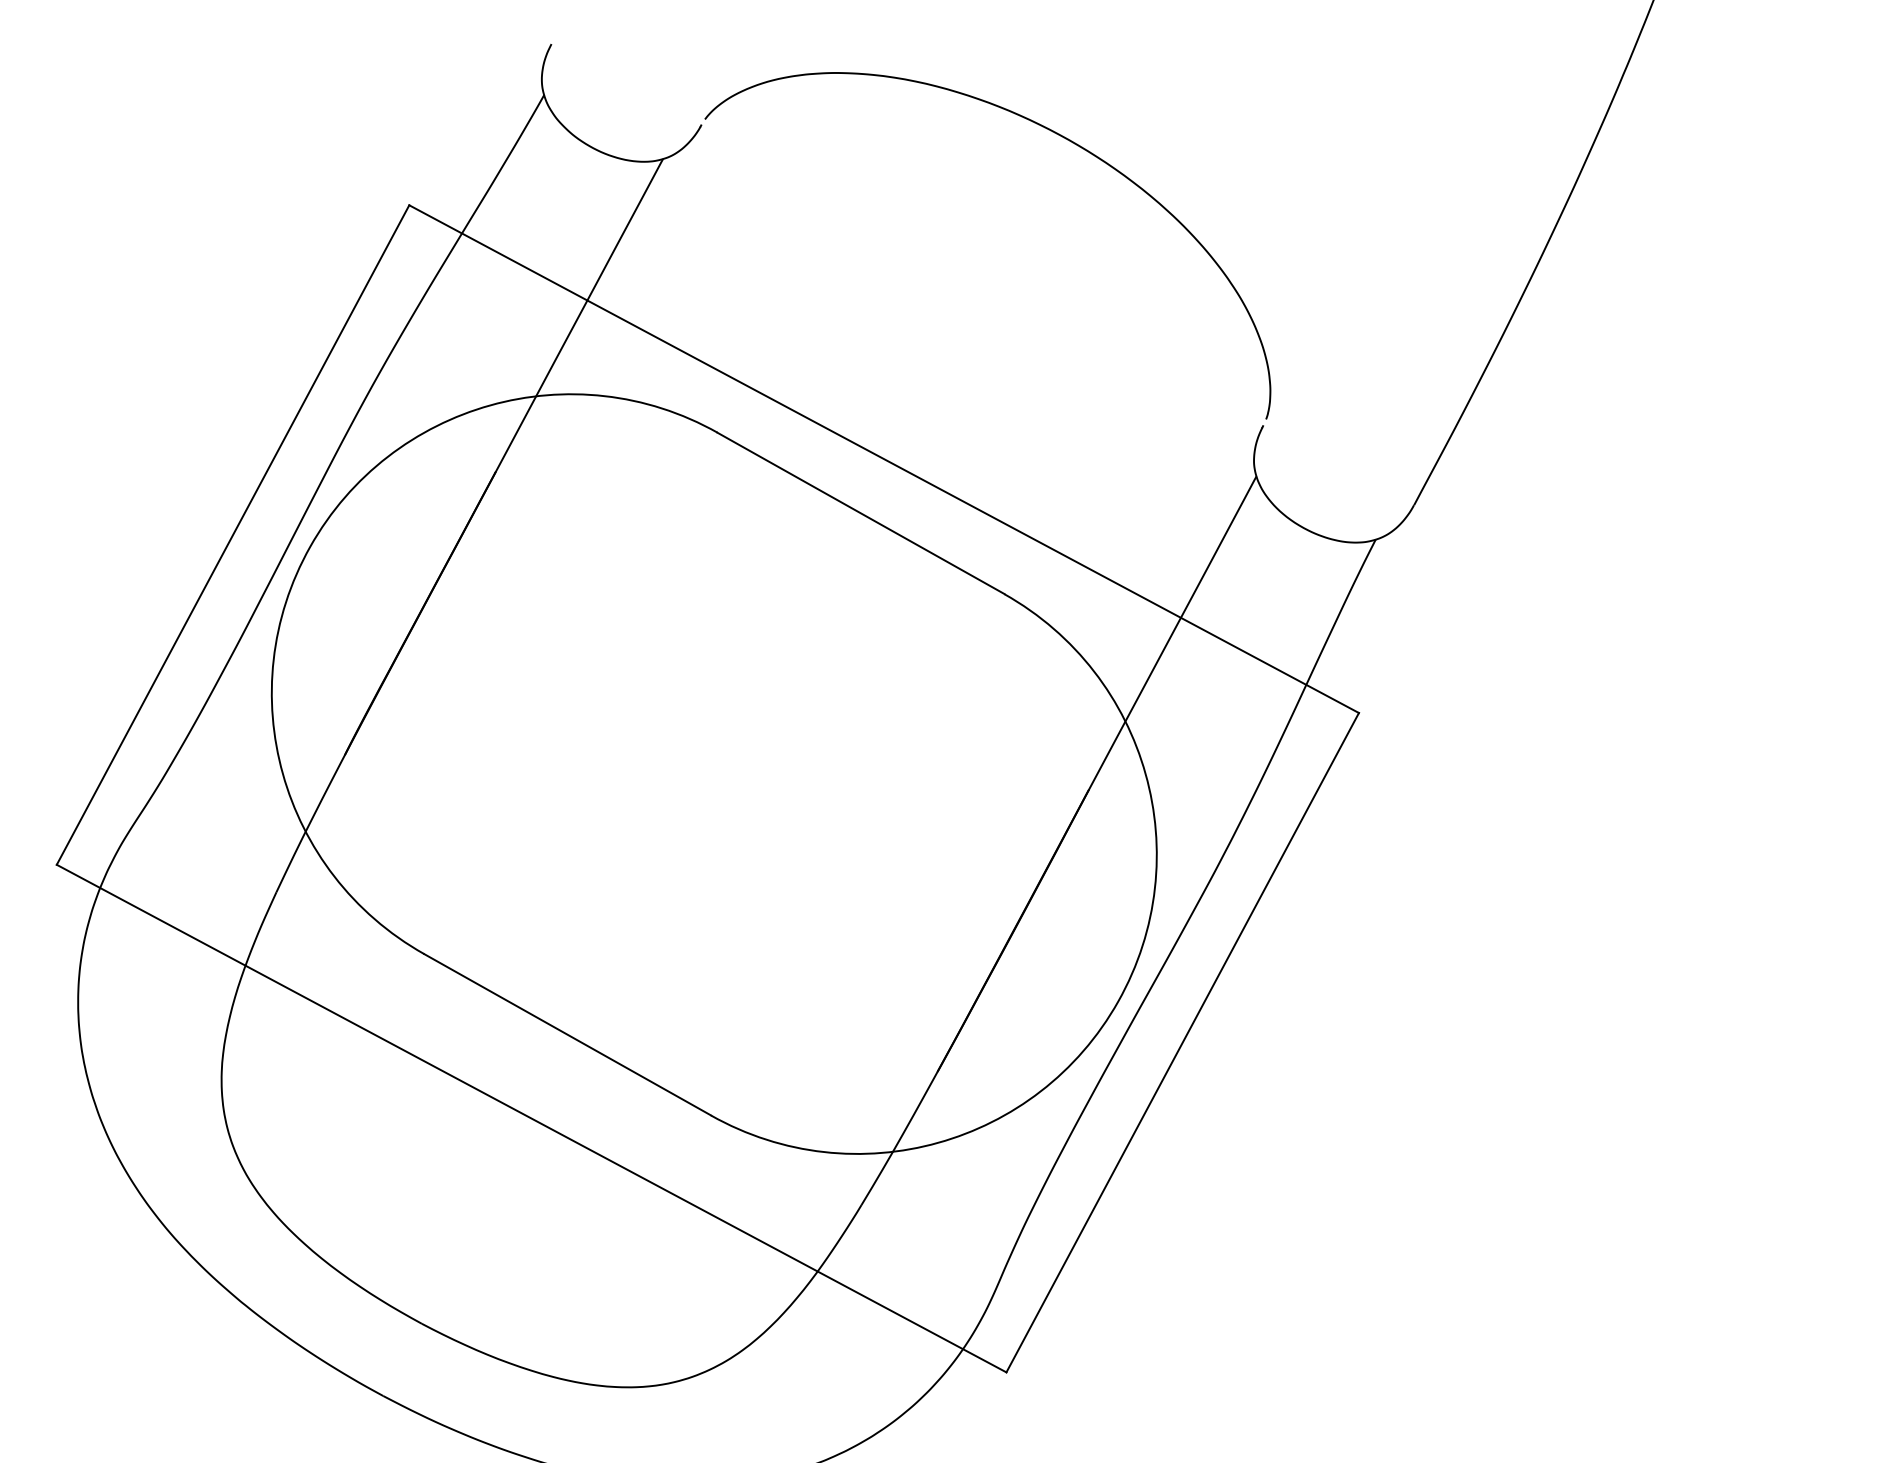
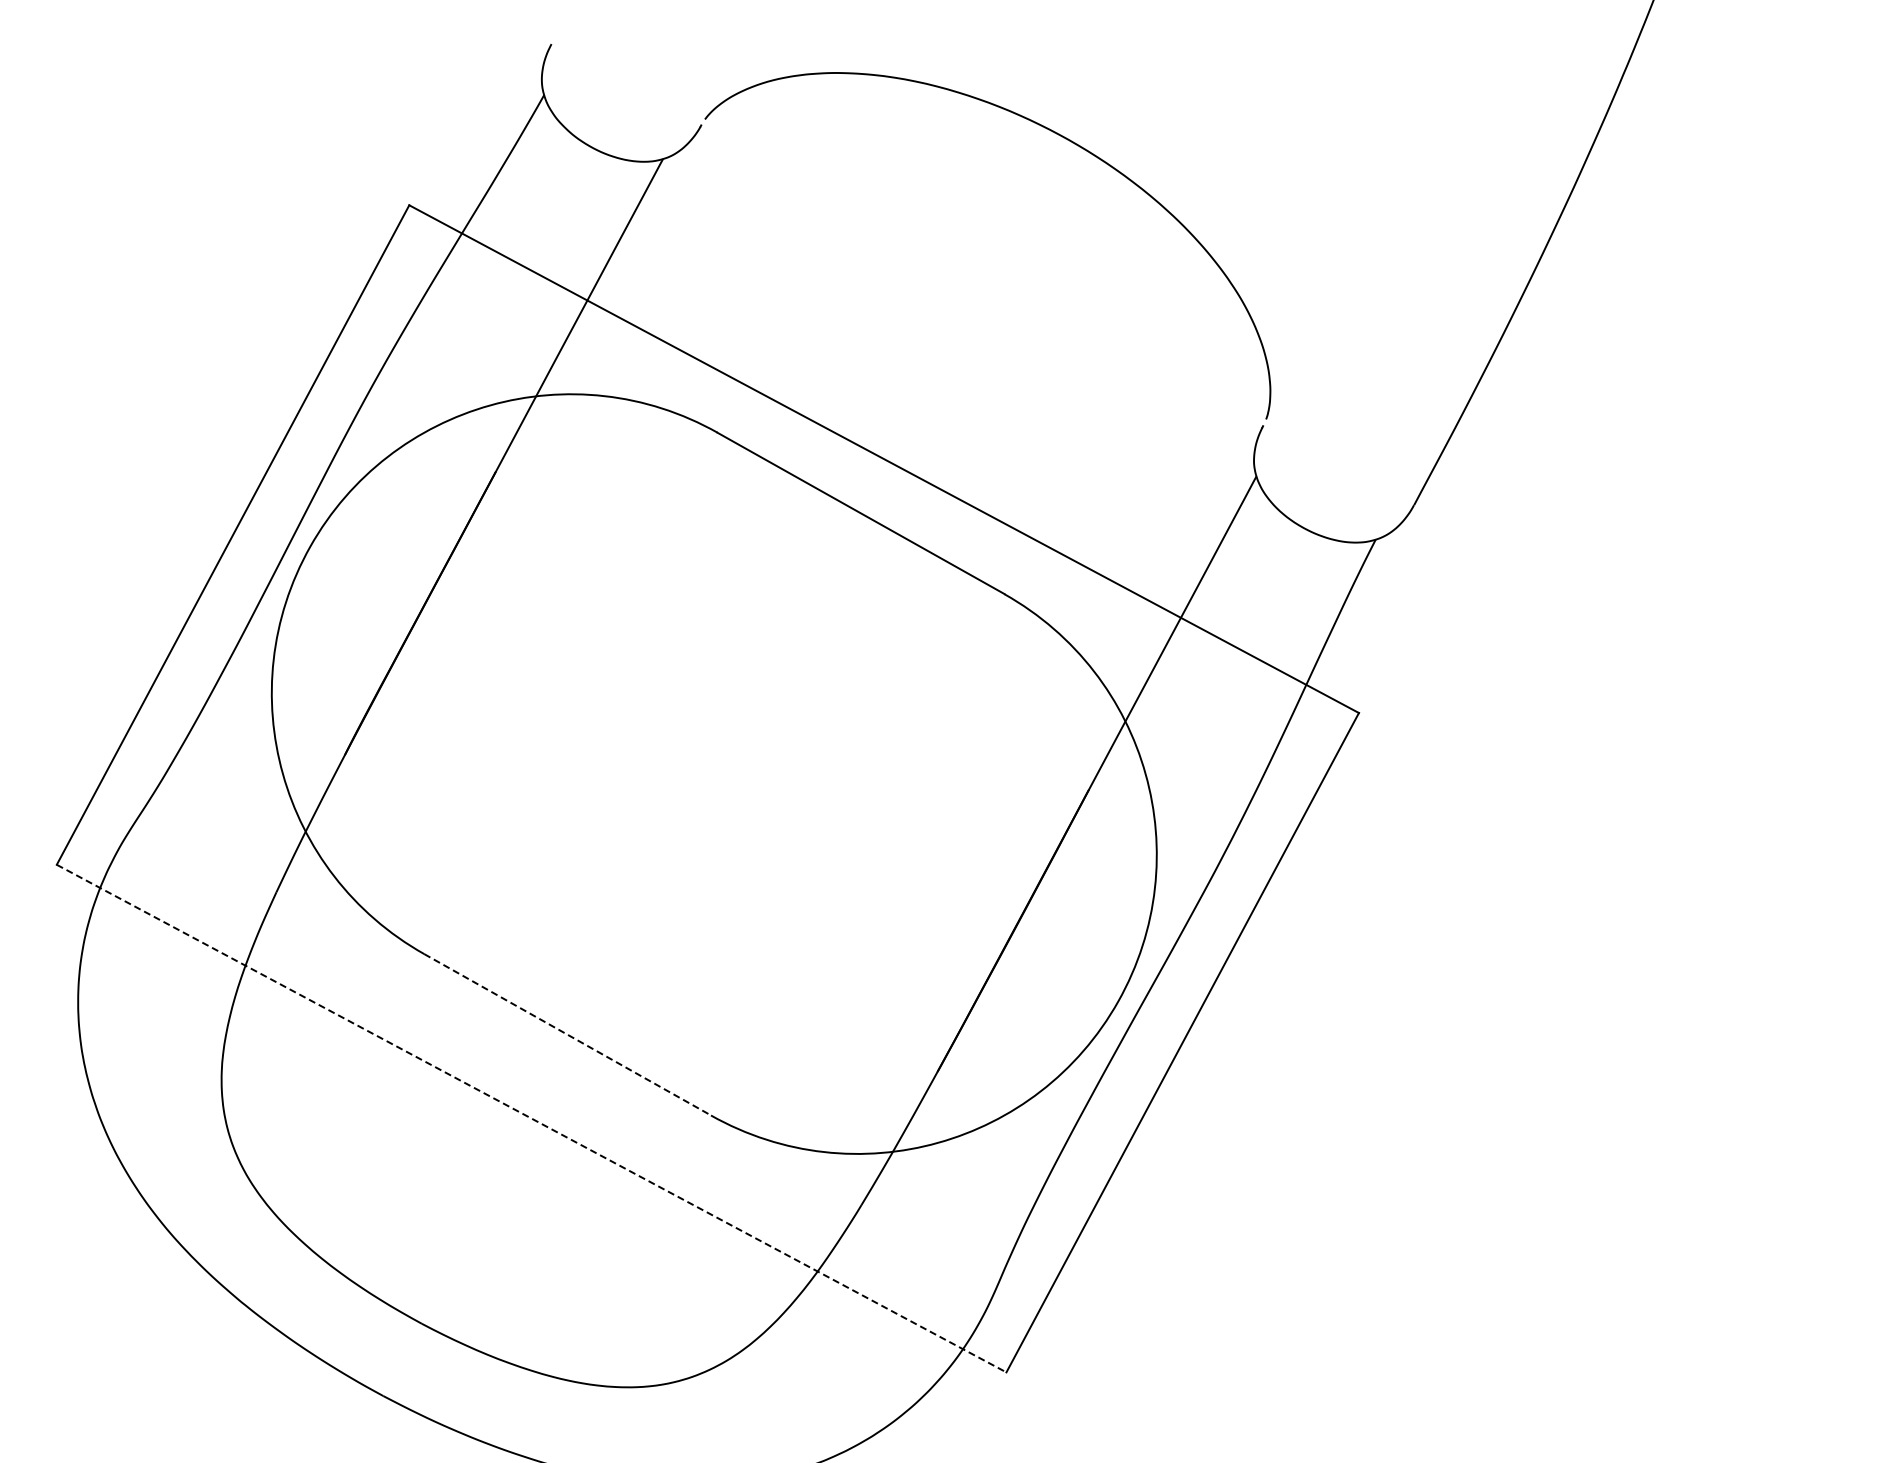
line: solid -> dashed (567, 1034)
line: solid -> dashed (532, 1118)
